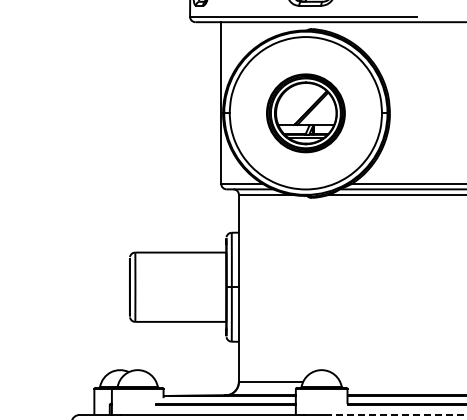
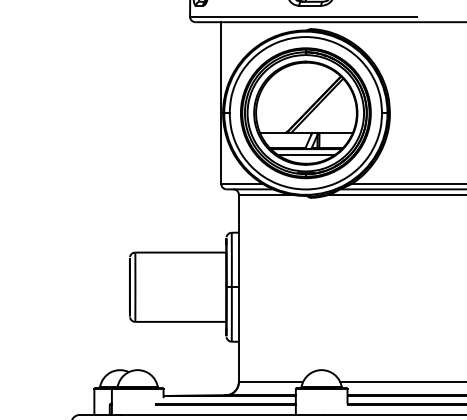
part size: 80x81 px -> 132x133 px (305, 113)
line: none -> present (401, 381)
line: dashed -> solid (396, 414)
